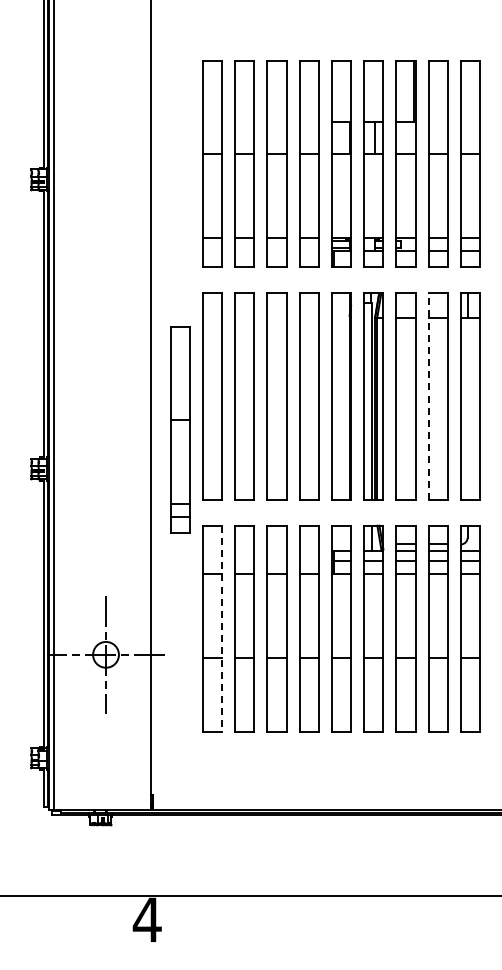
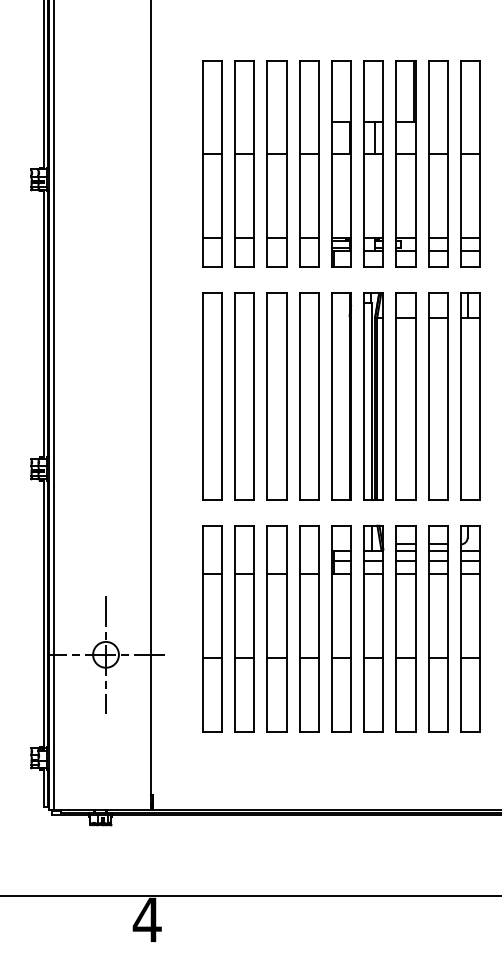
line: dashed -> solid (428, 396)
part: present -> none (180, 429)
line: dashed -> solid (222, 629)
